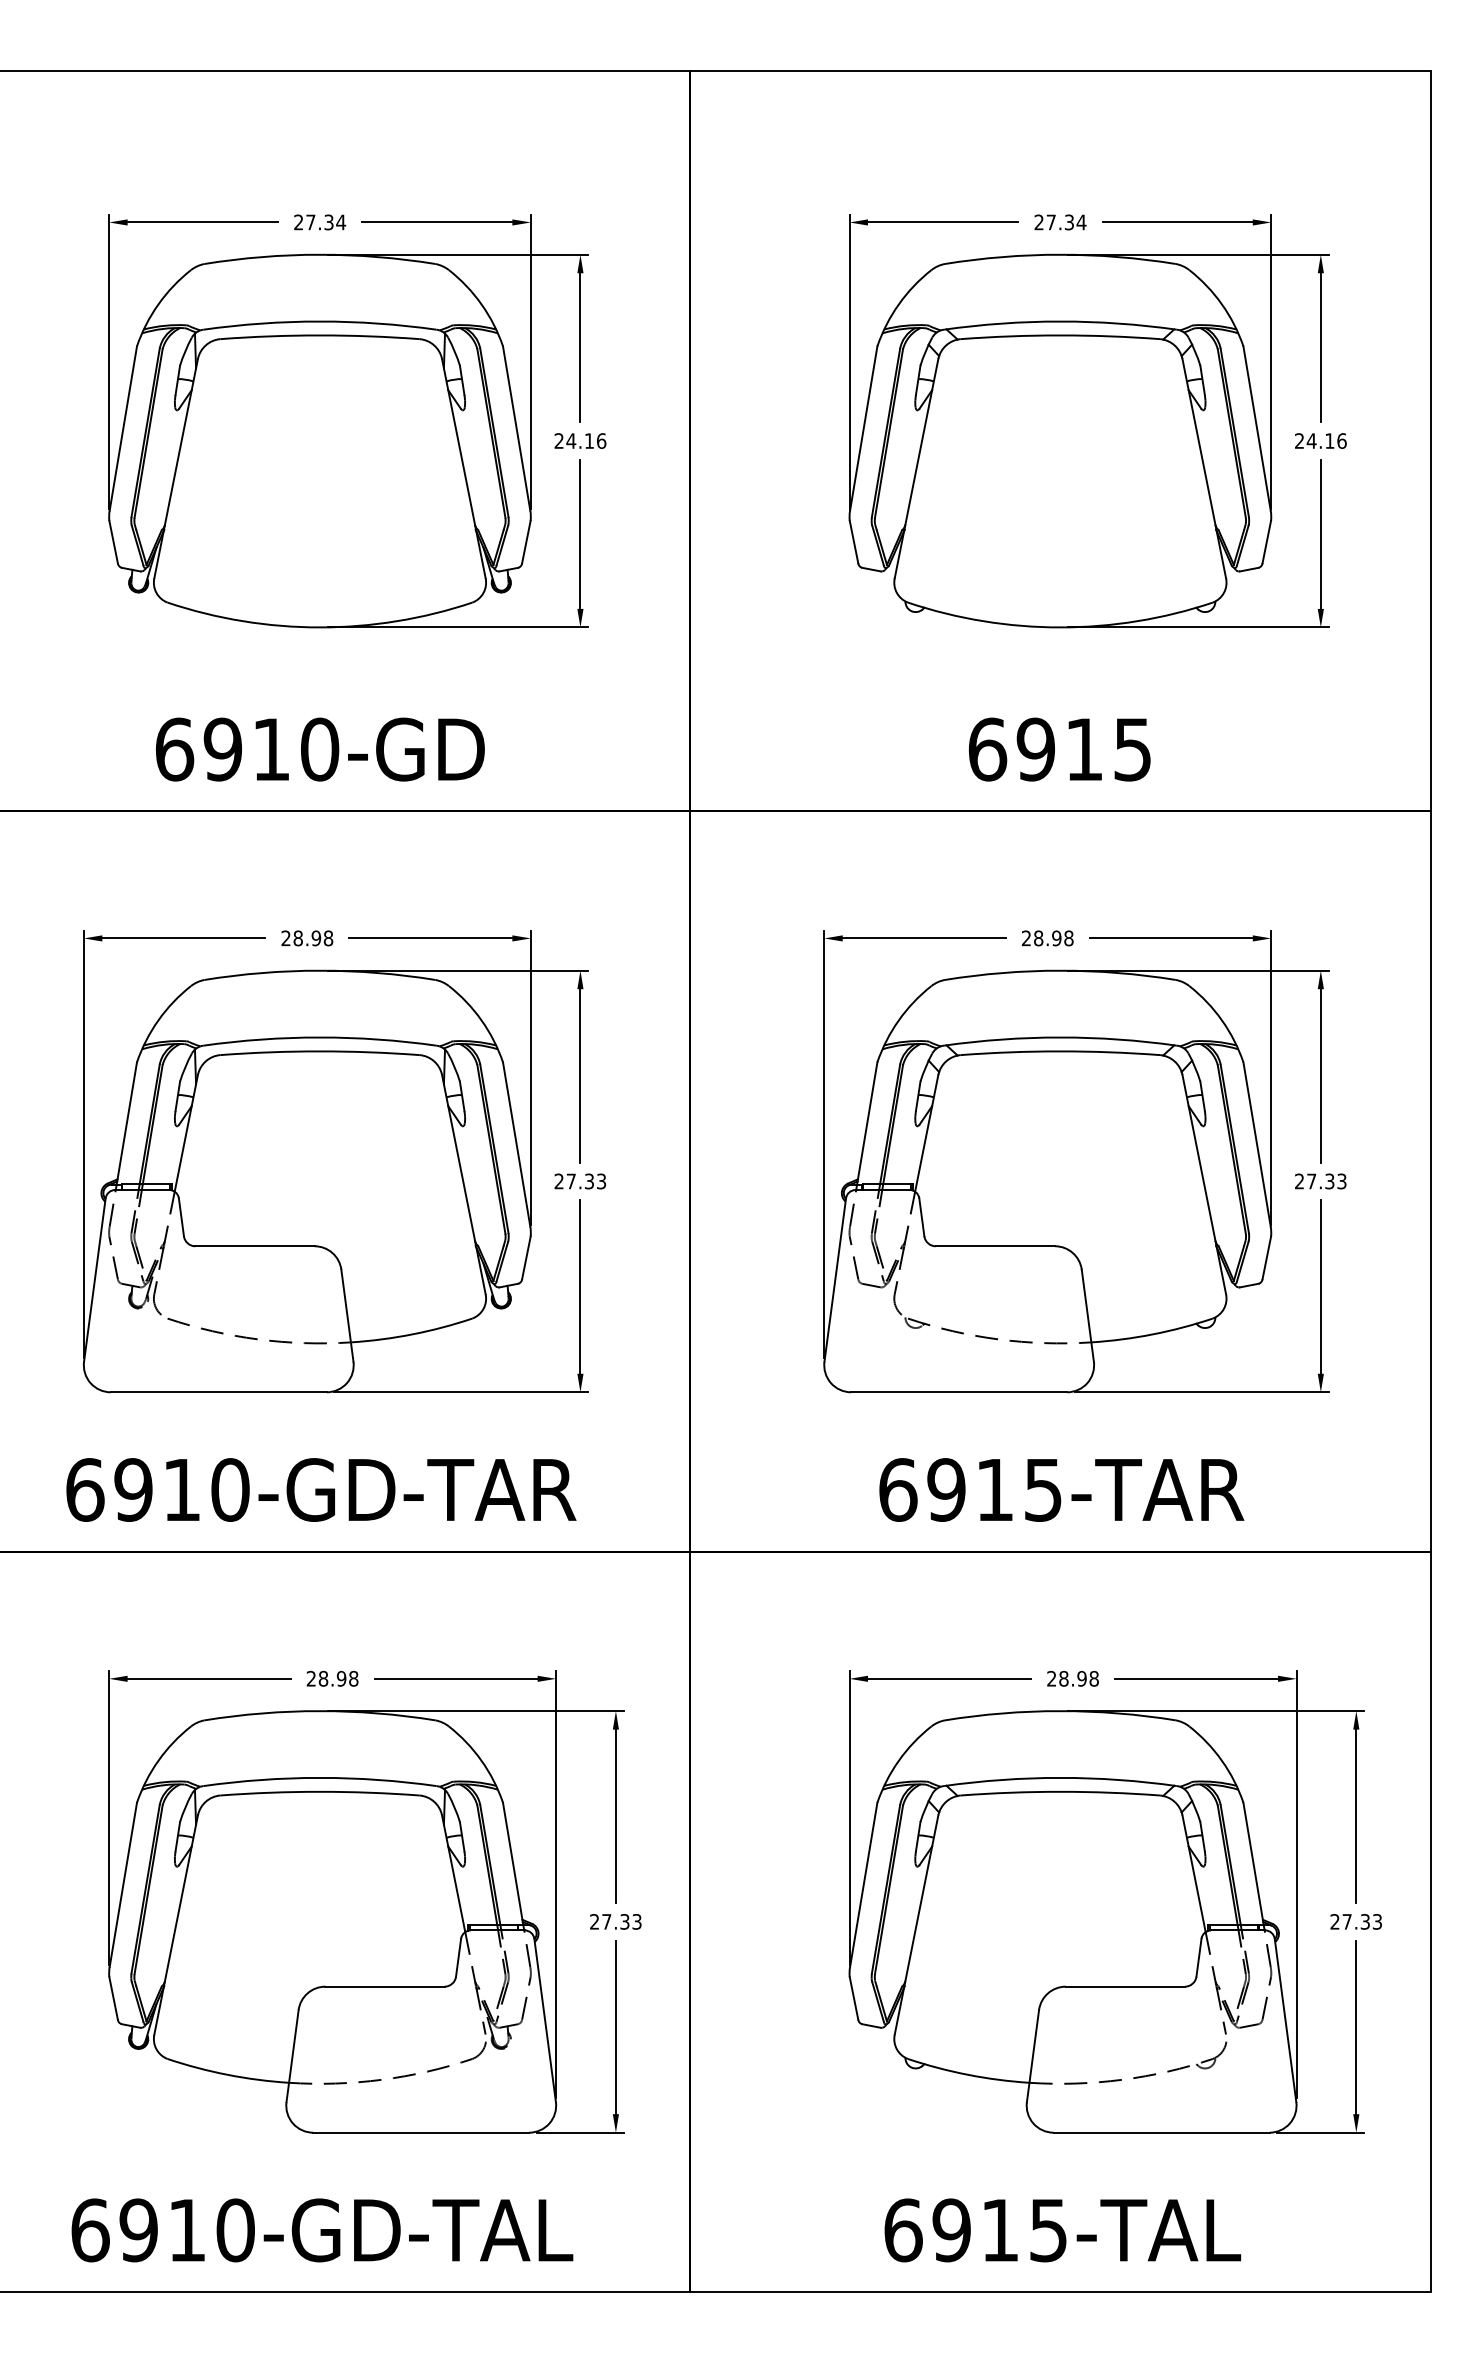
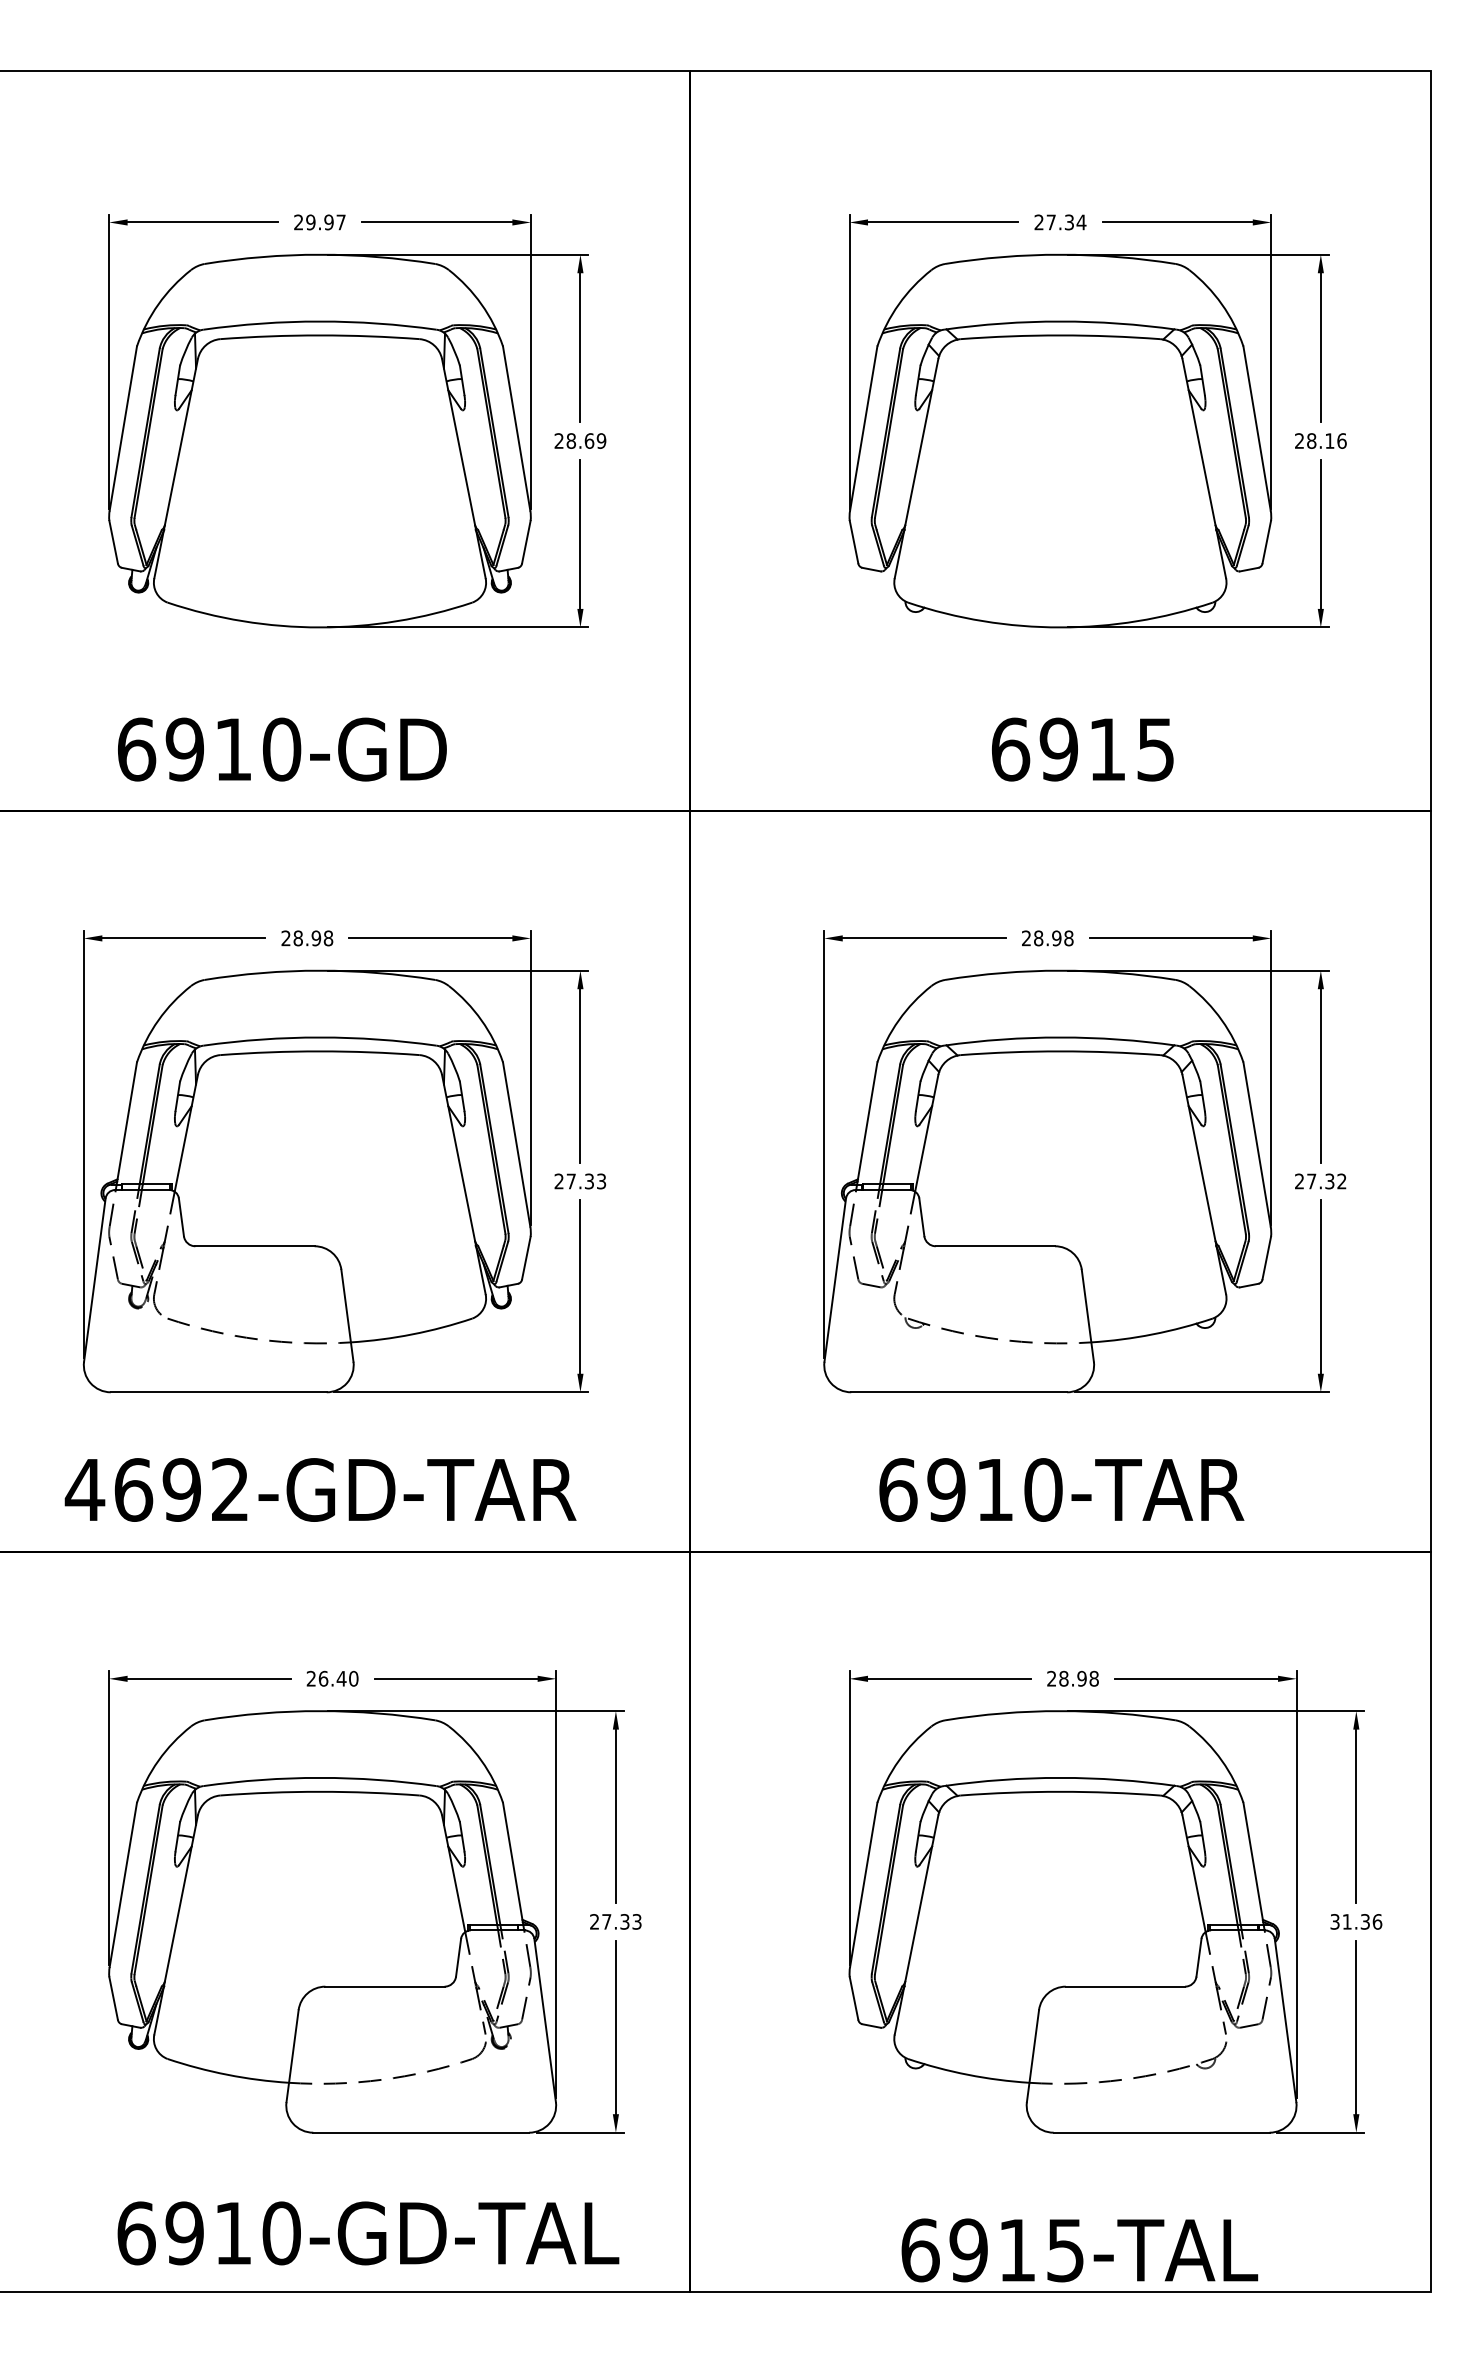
text: 27.34 -> 29.97 (326, 222)
text: 24.16 -> 28.69 (586, 440)
text: 24.16 -> 28.16 (1311, 440)
text position: (320, 749) -> (282, 749) (282, 749)
text position: (1059, 749) -> (1082, 749) (1082, 749)
text: 27.33 -> 27.32 (1341, 1181)
text: 6910-GD-TAR -> 4692-GD-TAR (156, 1489)
text: 6915-TAR -> 6910-TAR (1043, 1489)
text: 28.98 -> 26.40 (338, 1678)
text: 27.33 -> 31.36 (1356, 1921)
text position: (322, 2230) -> (368, 2233) (368, 2233)
text position: (1062, 2230) -> (1079, 2250) (1079, 2250)
